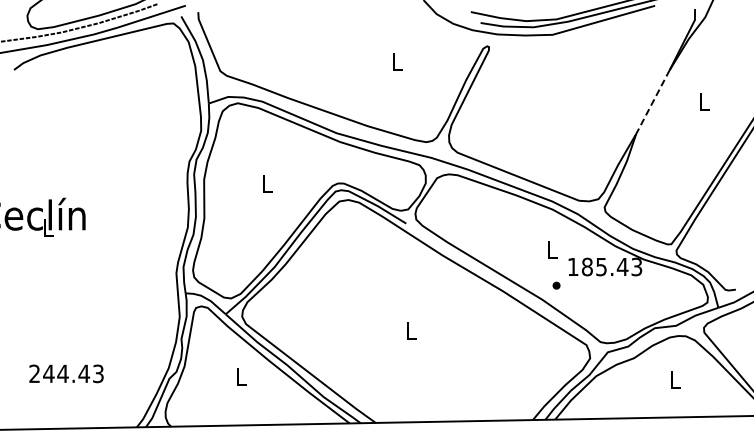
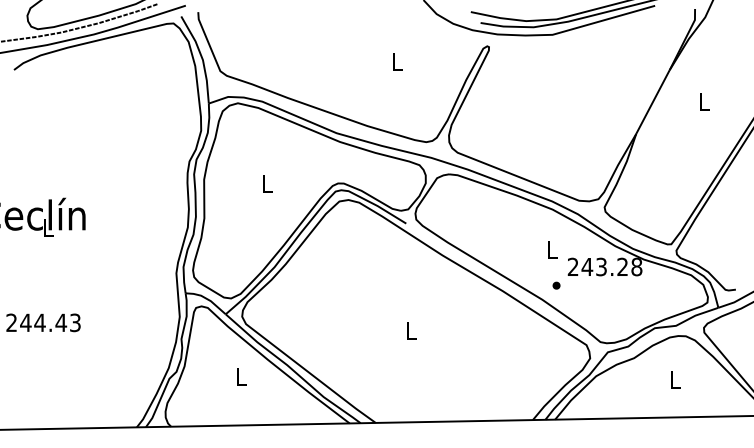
line: dashed -> solid (652, 102)
text: 185.43 -> 243.28 (604, 266)
text position: (66, 373) -> (43, 322) (43, 322)
